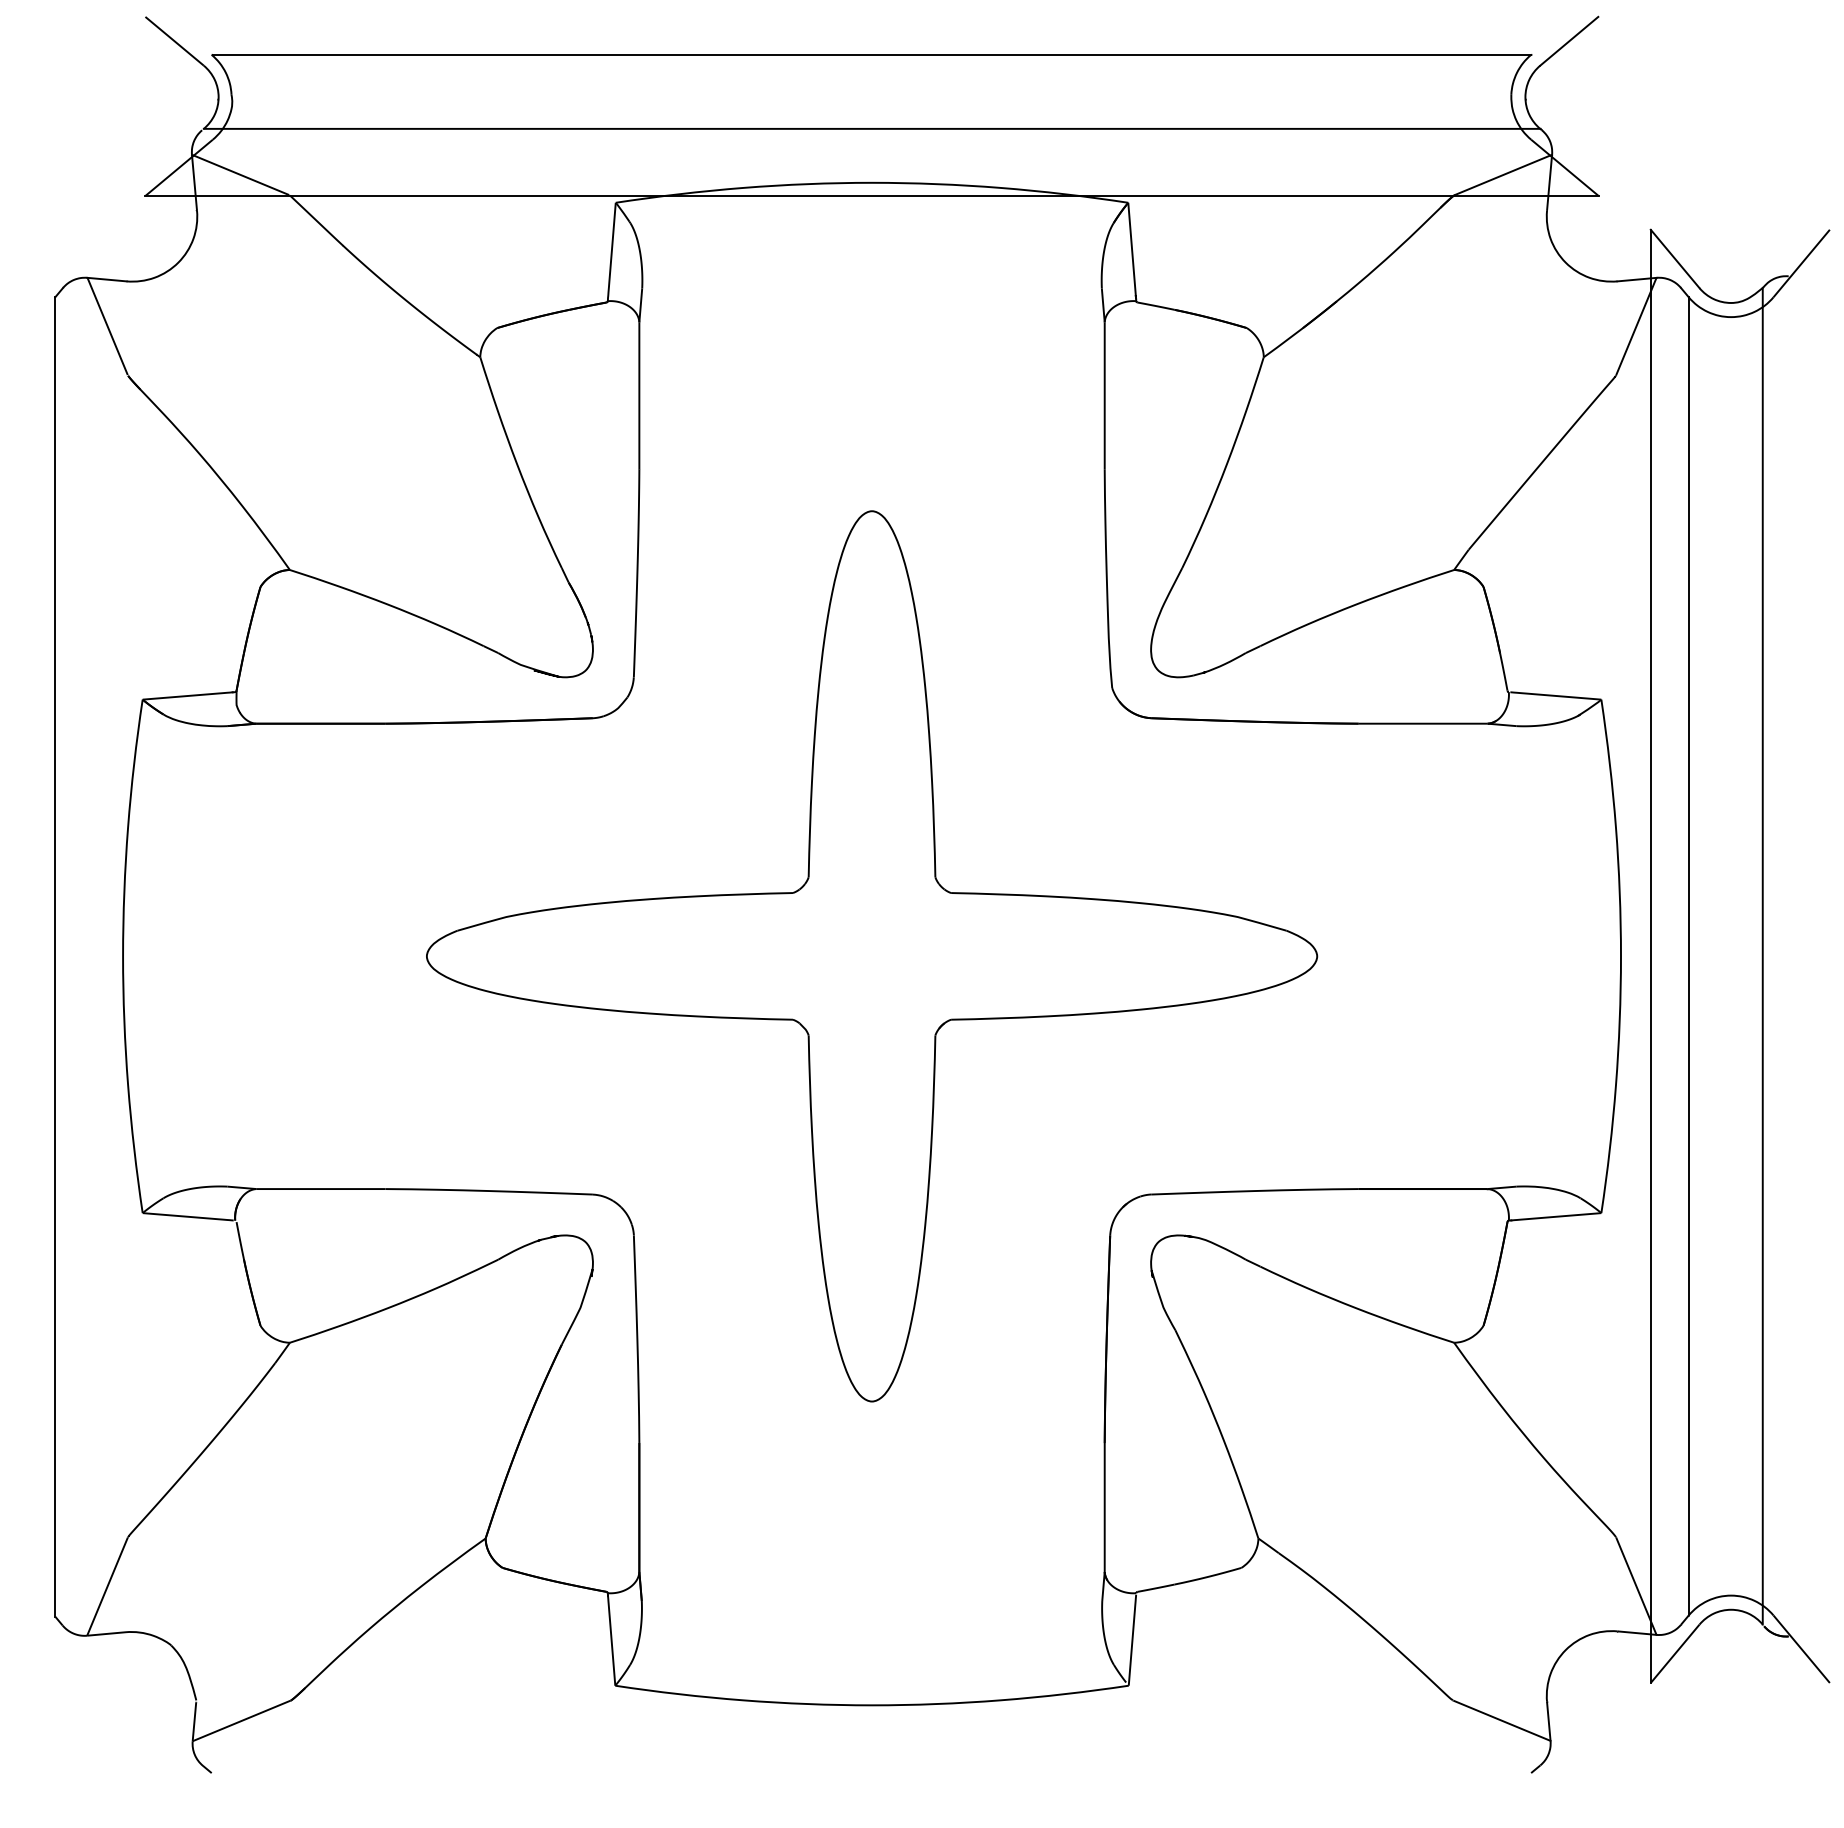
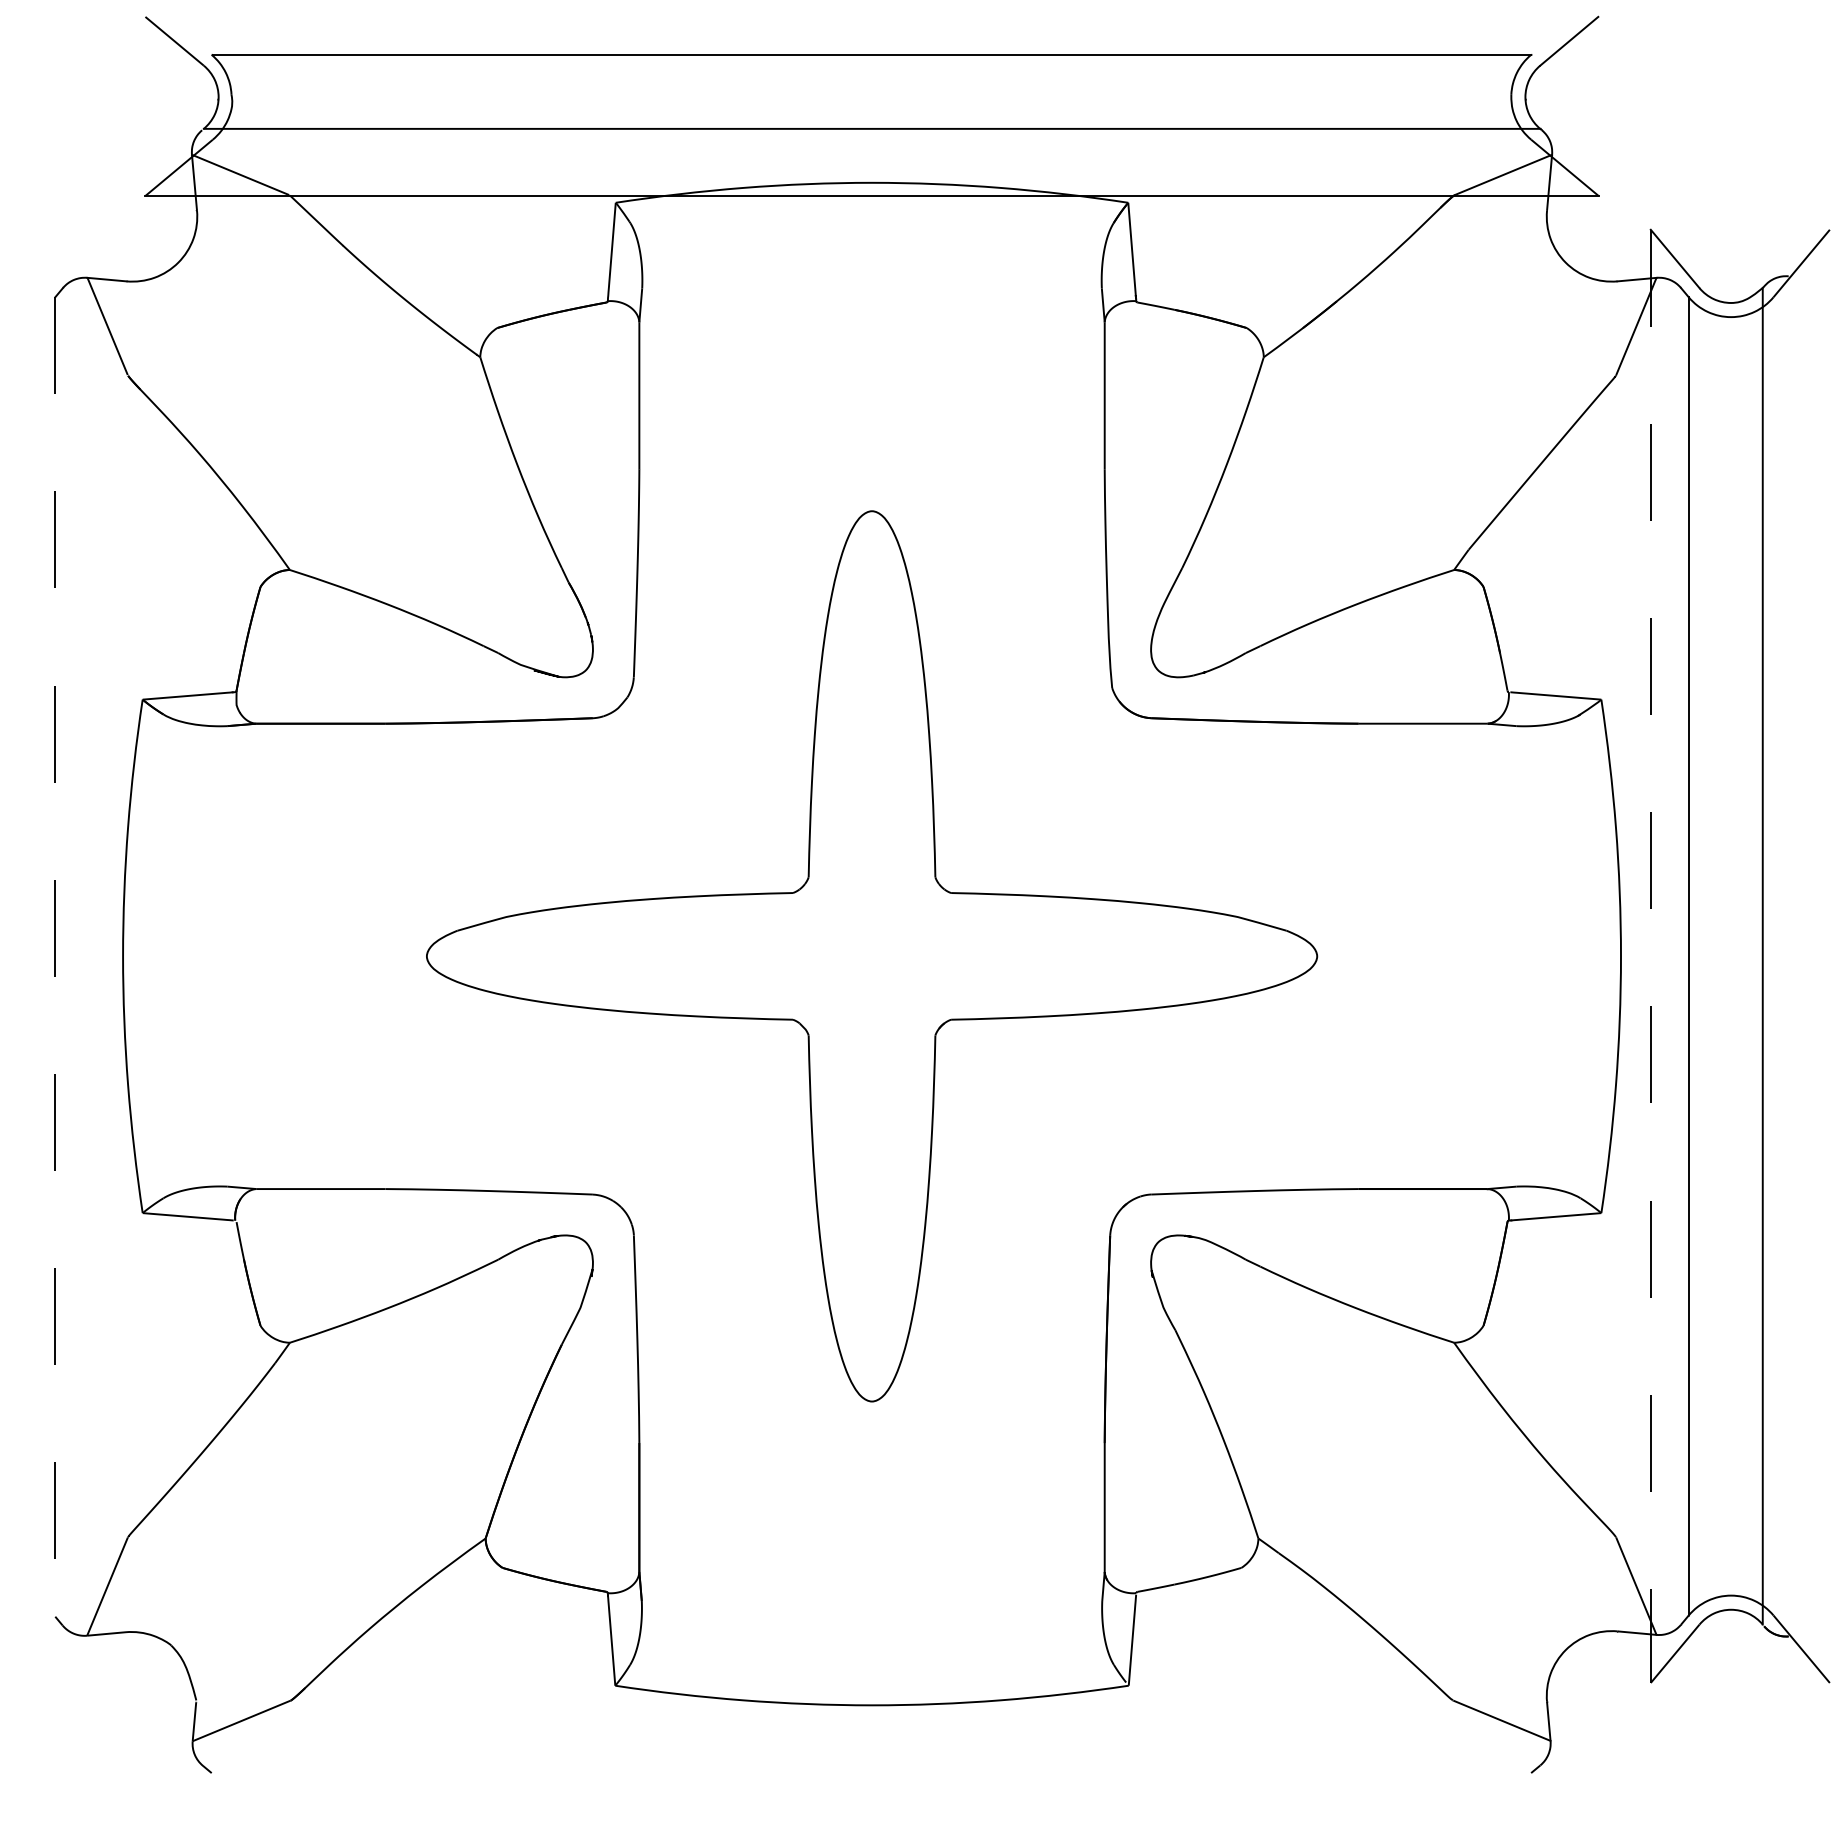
line: solid -> dashed (55, 956)
line: solid -> dashed (1650, 956)
